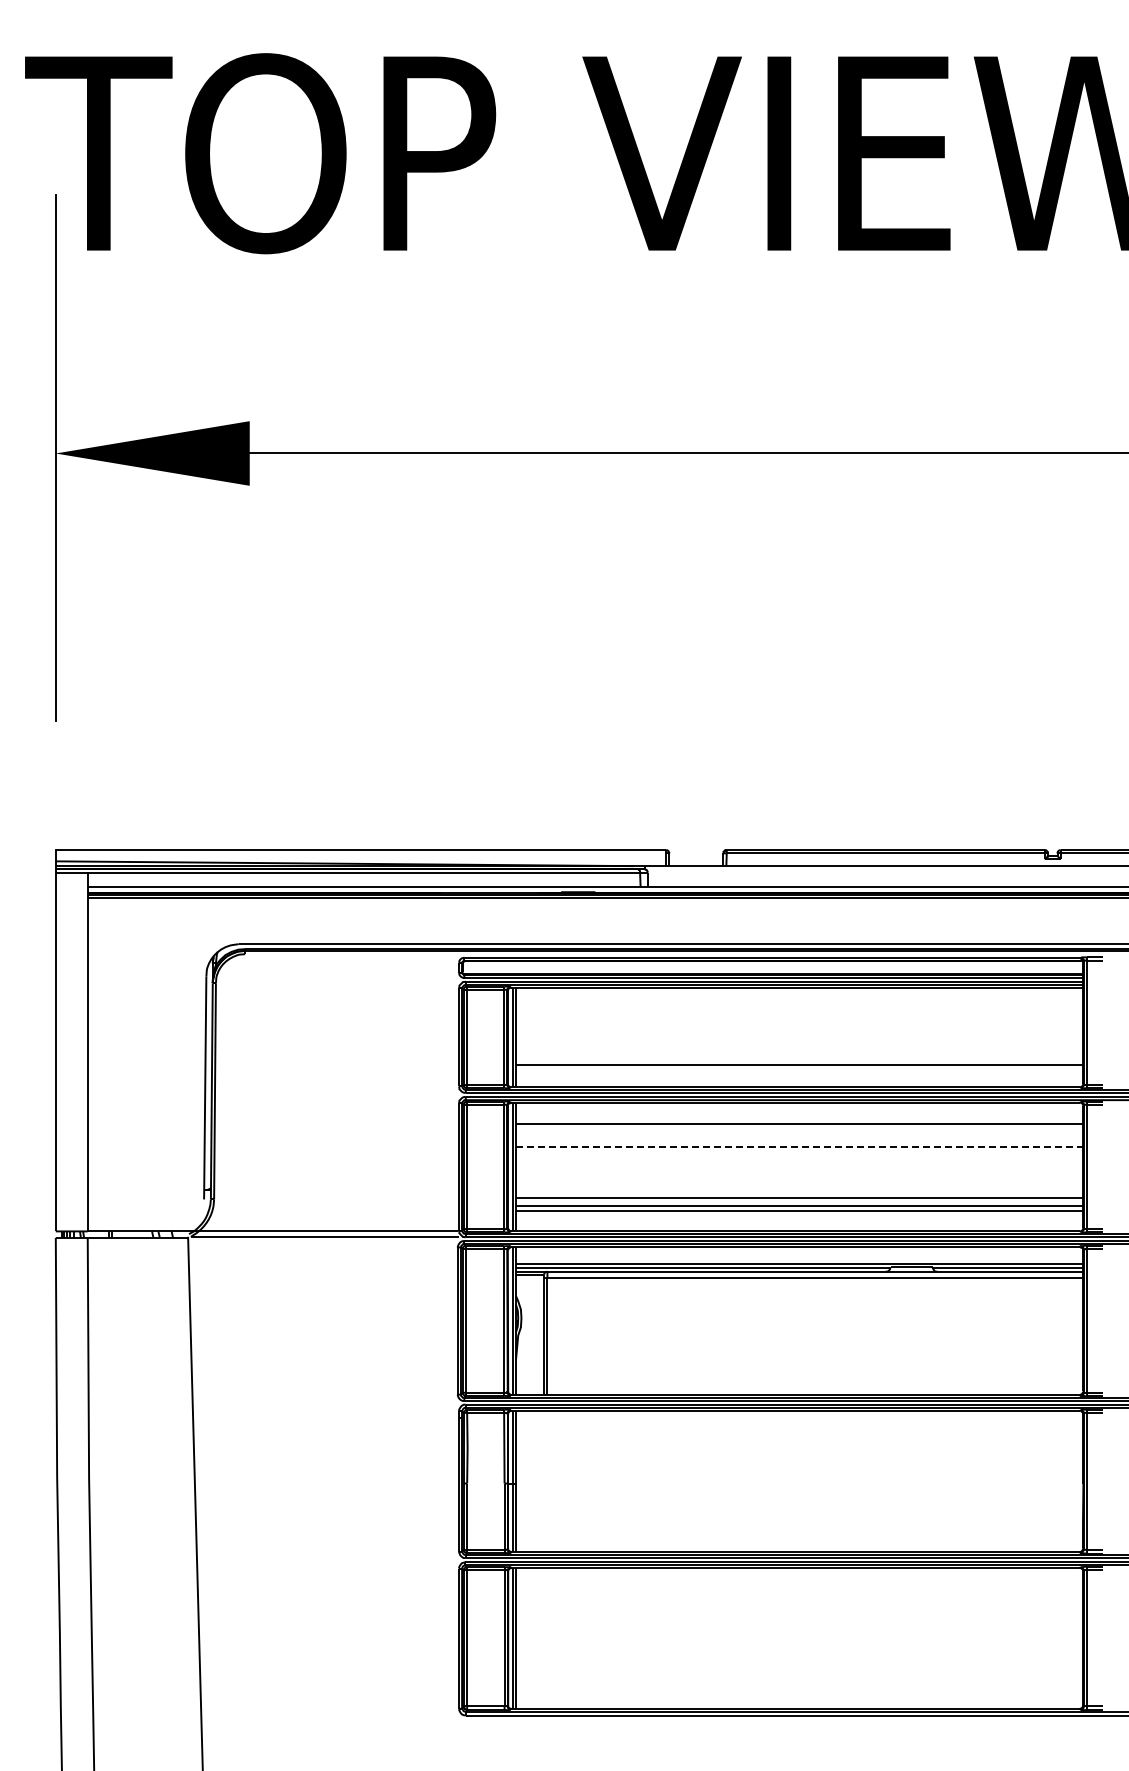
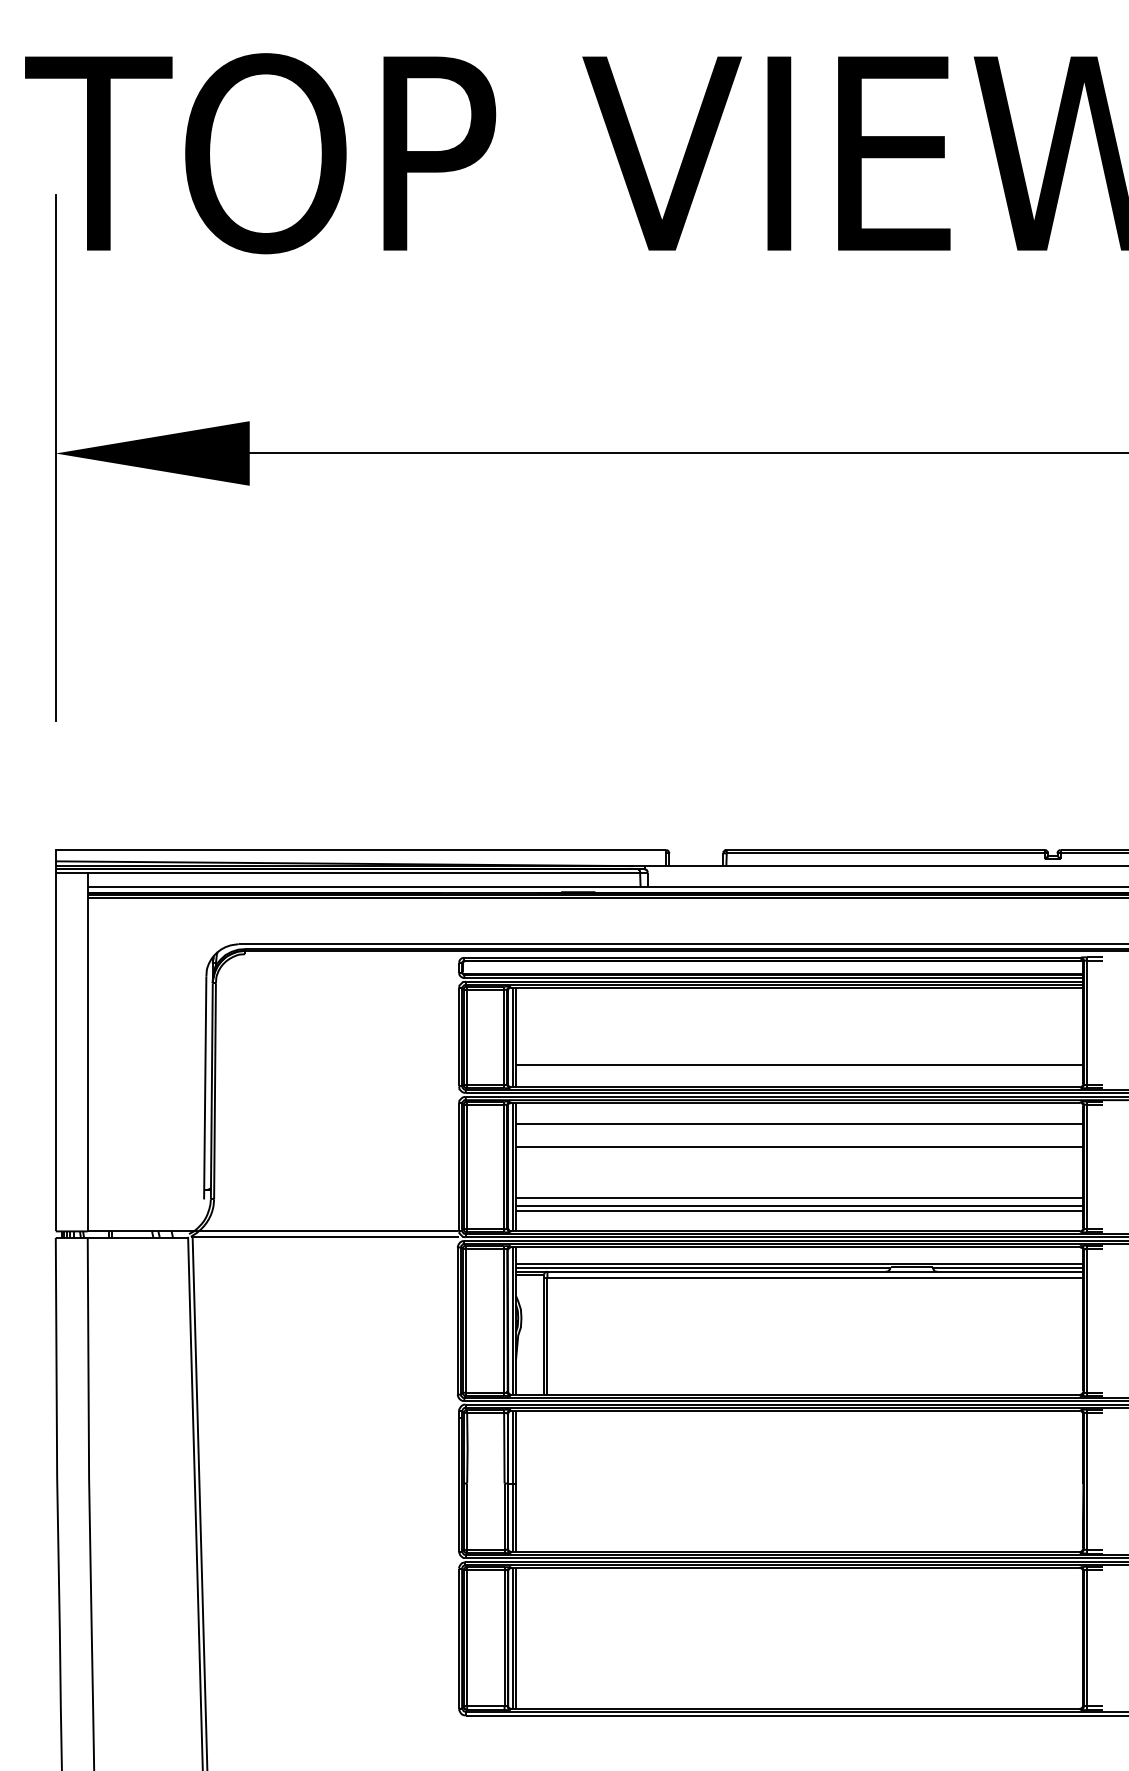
line: dashed -> solid (799, 1147)
line: none -> present (199, 1502)
